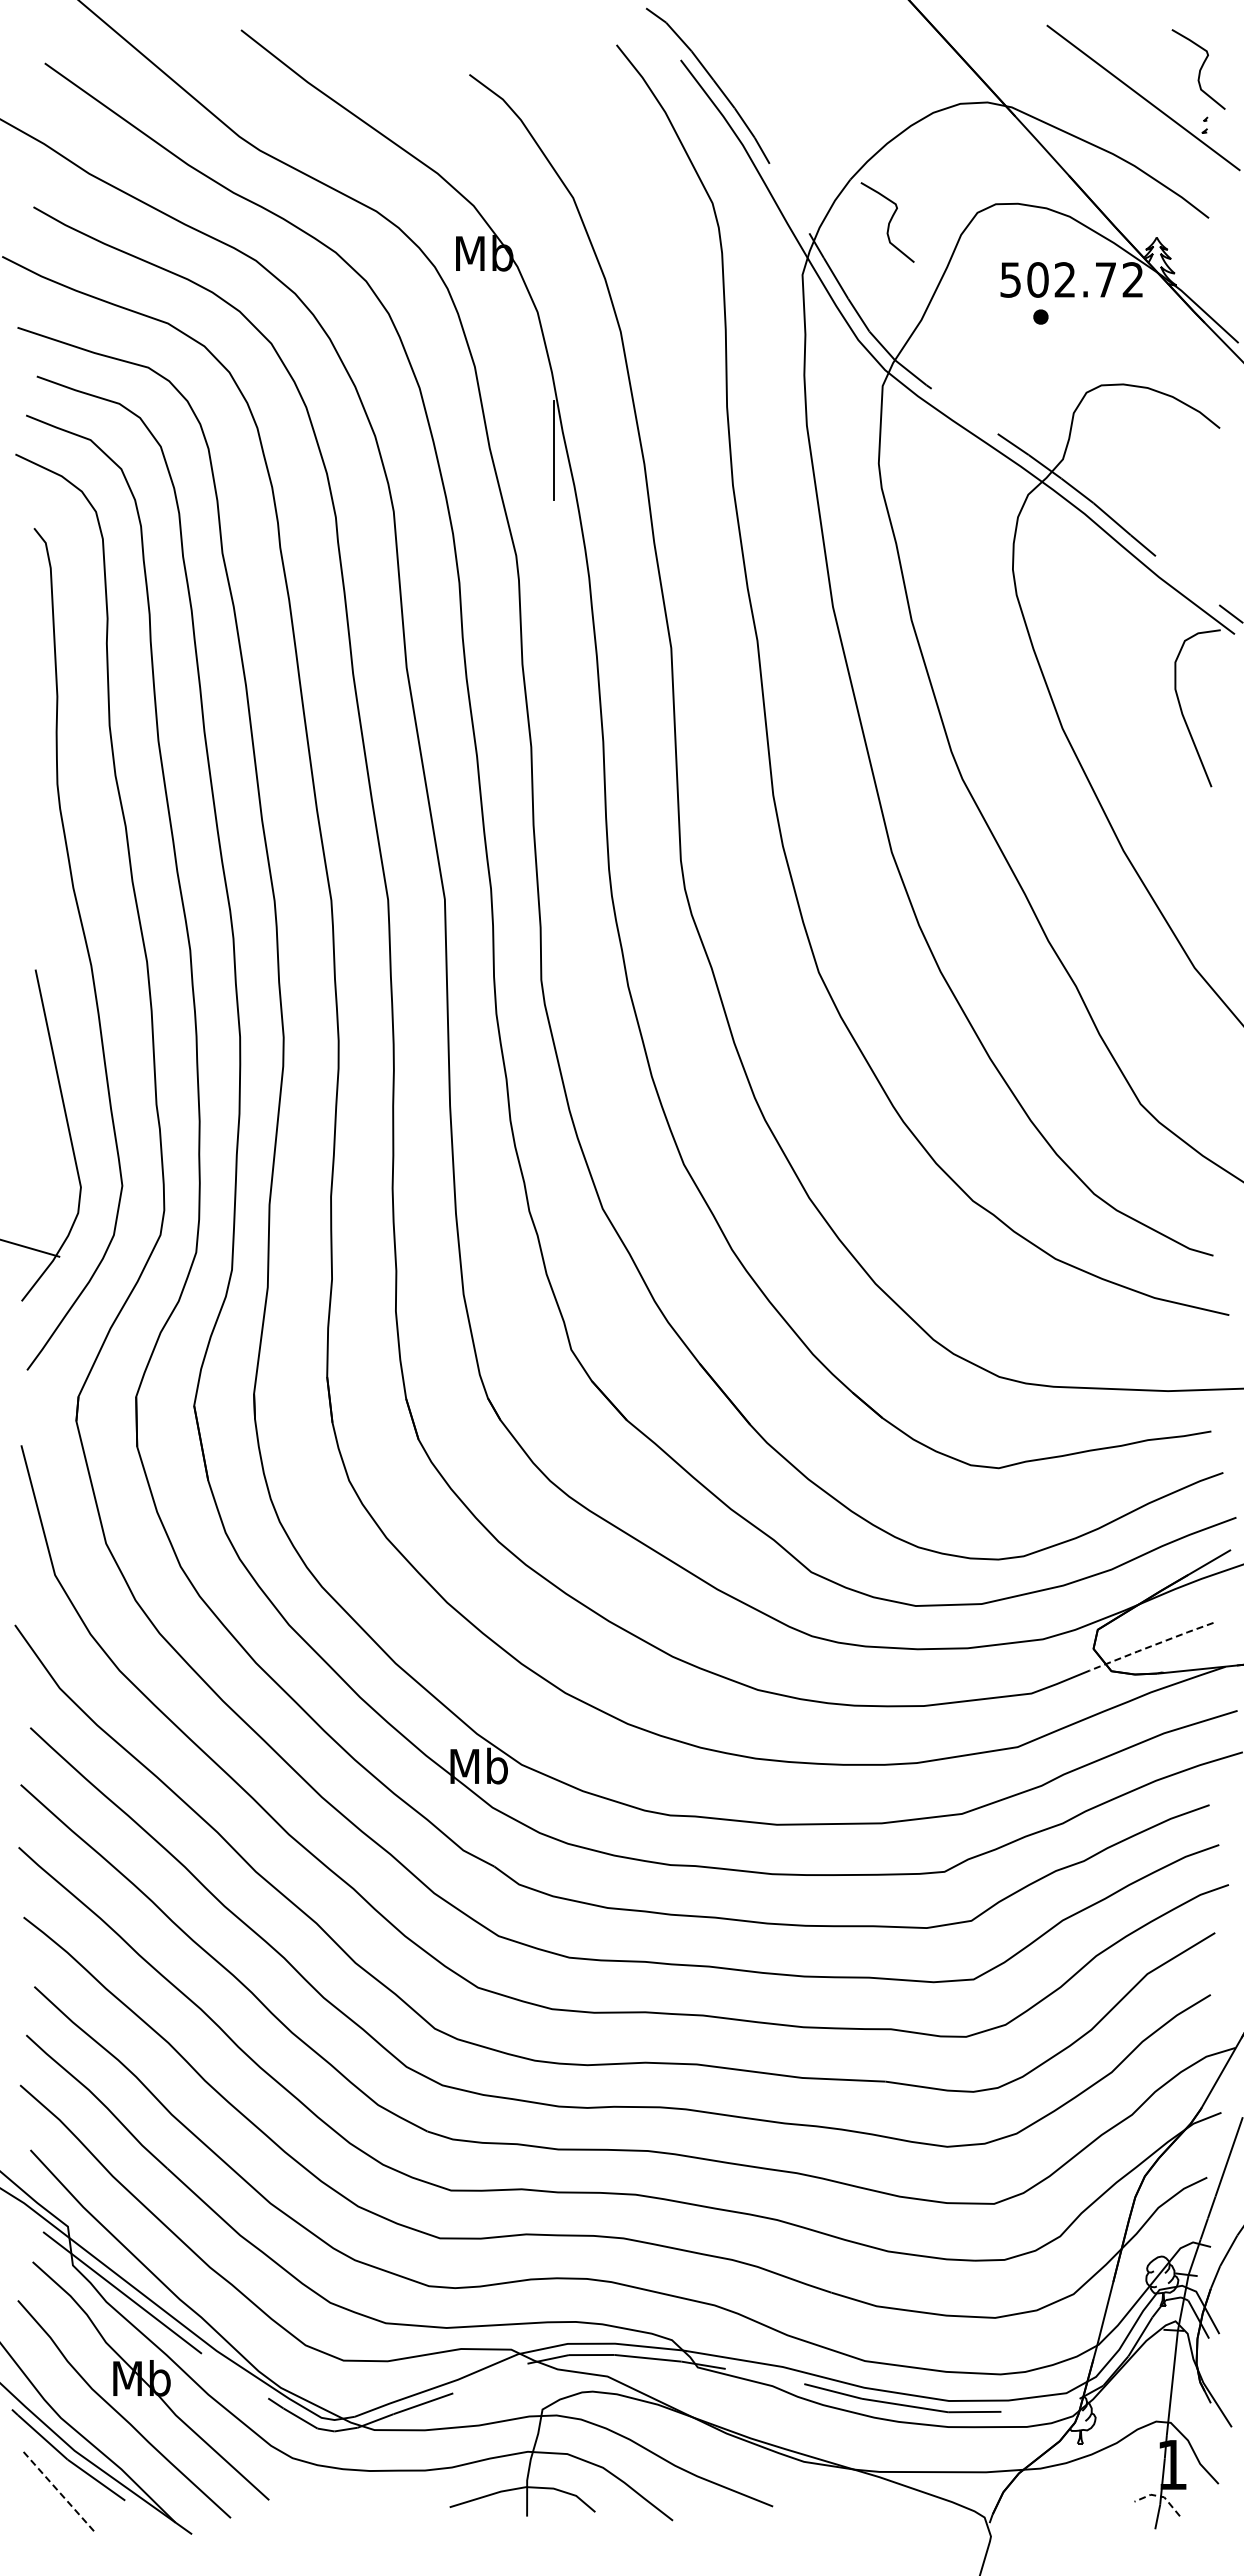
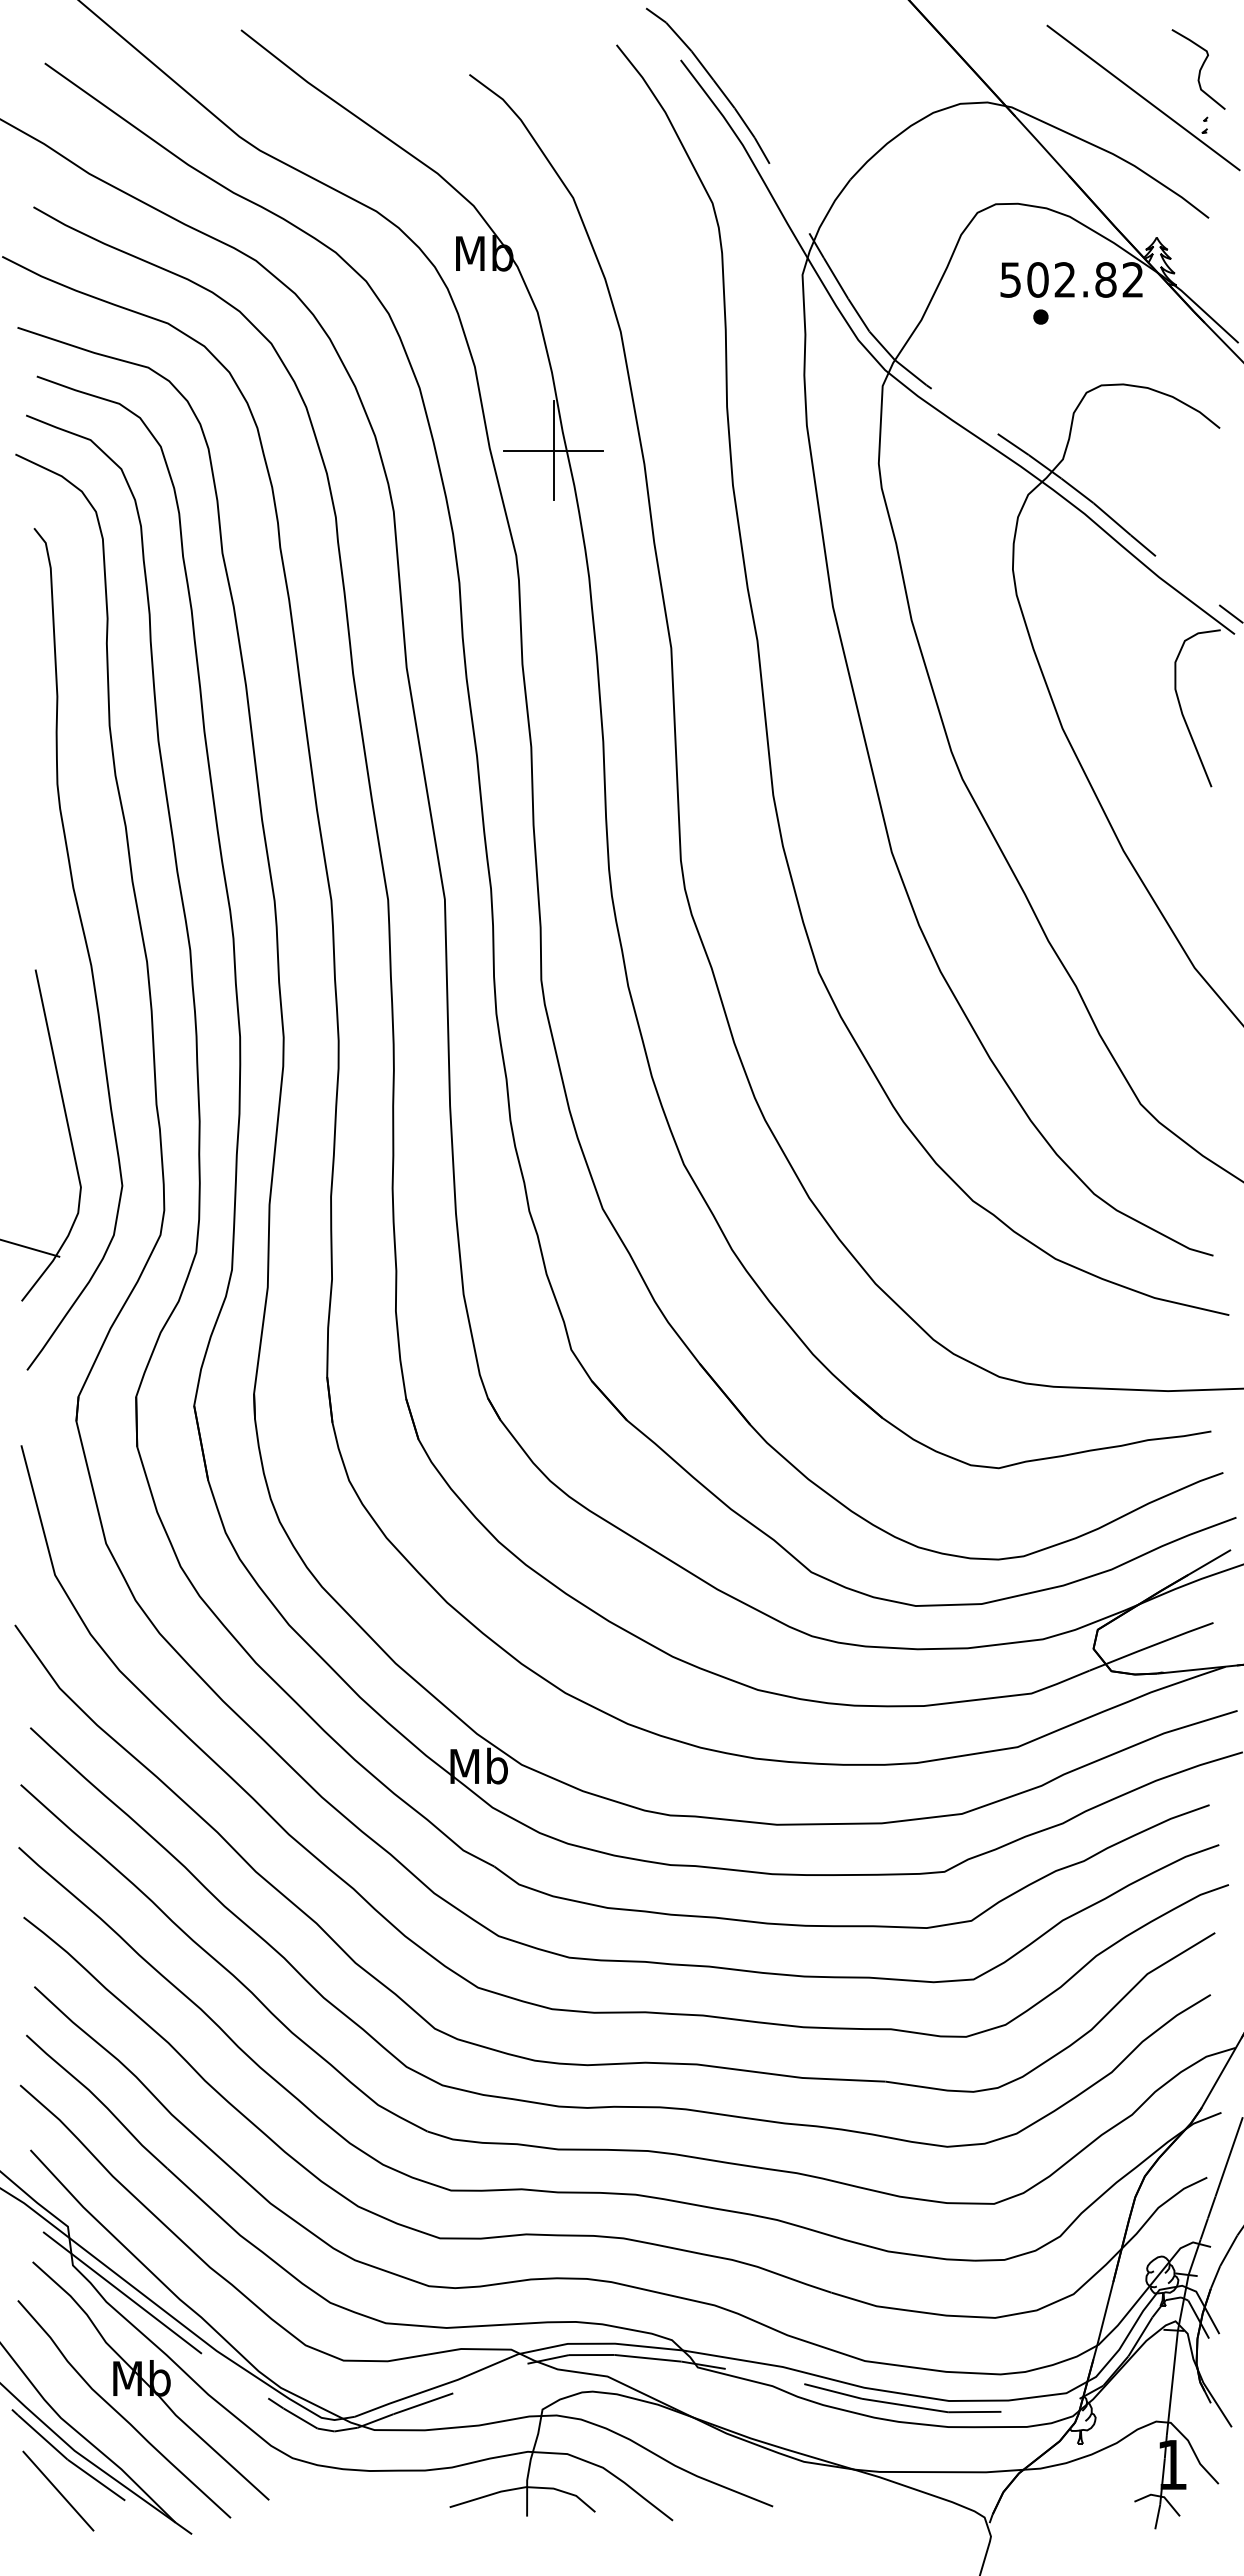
curve: present -> none (888, 222)
text: 502.72 -> 502.82 (1105, 279)
line: none -> present (553, 450)
line: dashed -> solid (1151, 1646)
line: dashed -> solid (58, 2491)
line: dashed -> solid (1160, 2496)
